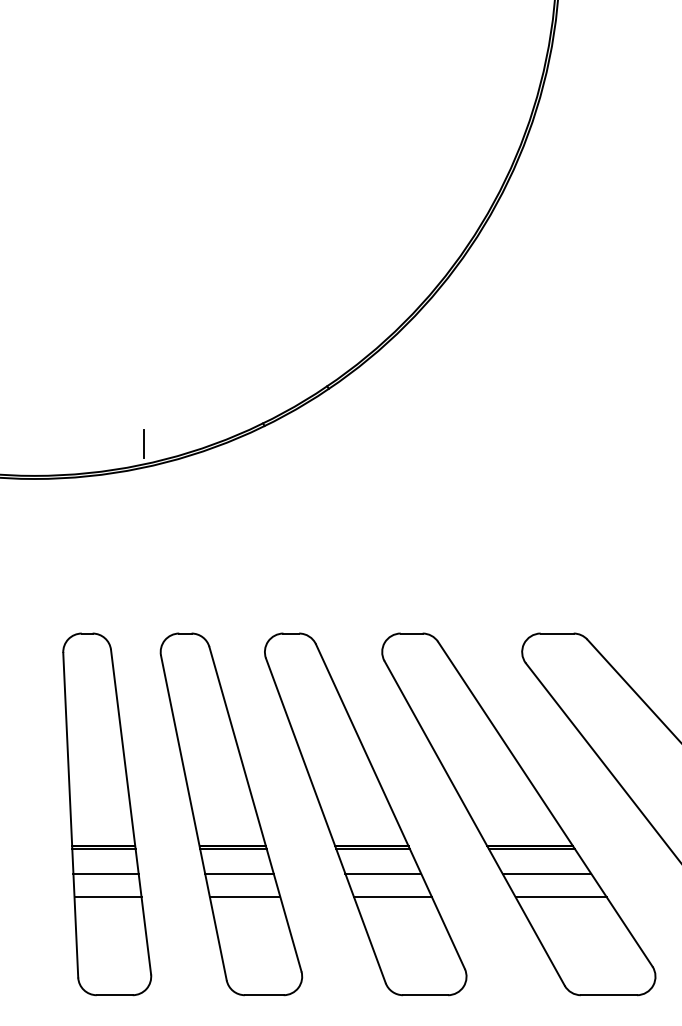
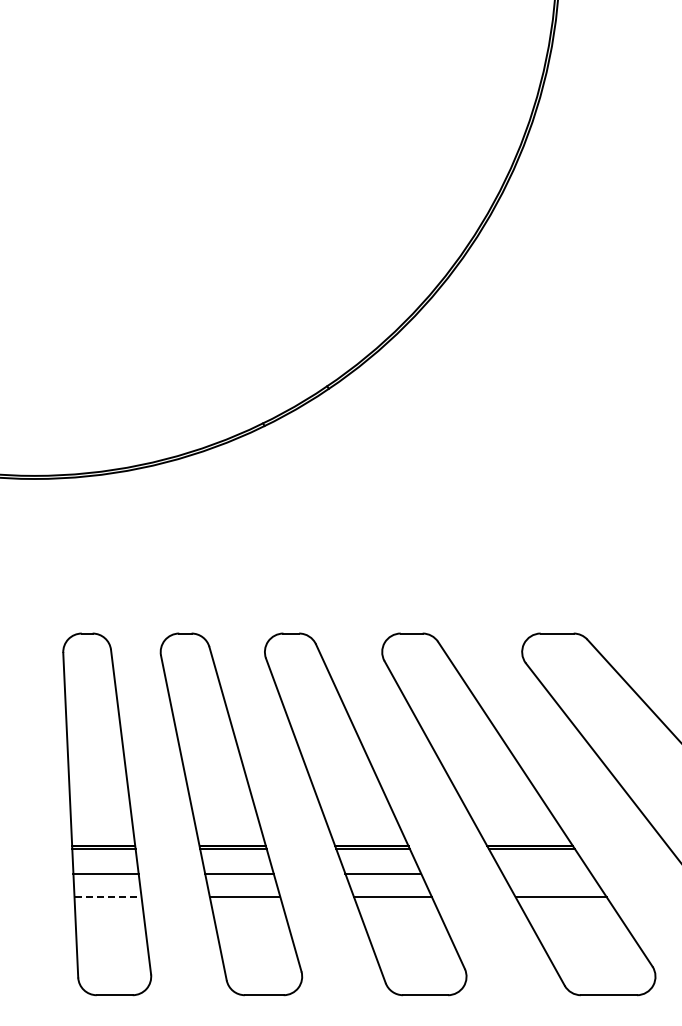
line: present -> none (143, 443)
line: present -> none (546, 873)
line: solid -> dashed (108, 897)
